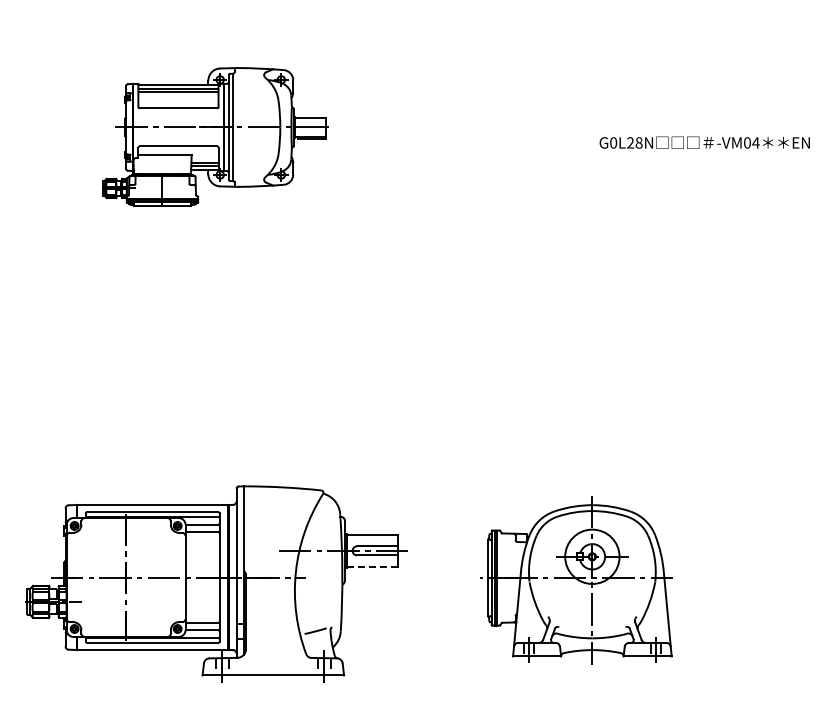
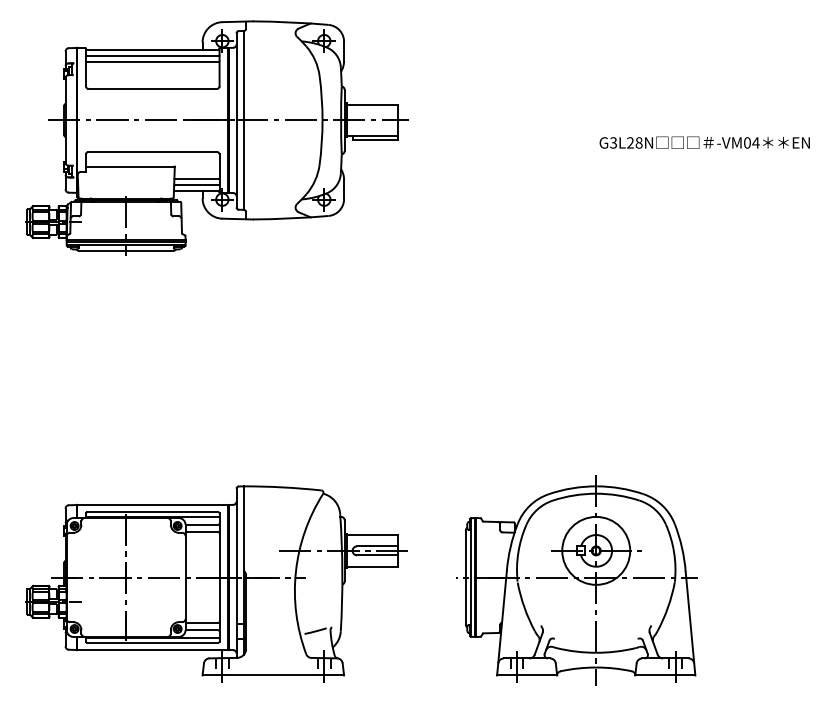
part size: 227x140 px -> 384x236 px (216, 137)
text: G0L28N -> G3L28N (613, 142)
line: dashed -> solid (372, 566)
part size: 193x169 px -> 242x211 px (576, 580)
